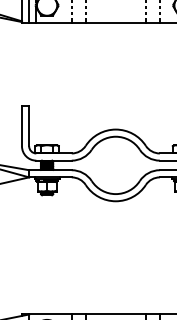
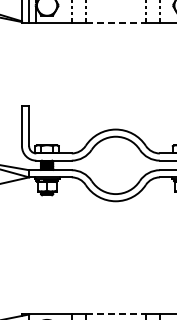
line: solid -> dashed (116, 23)
line: solid -> dashed (116, 314)
